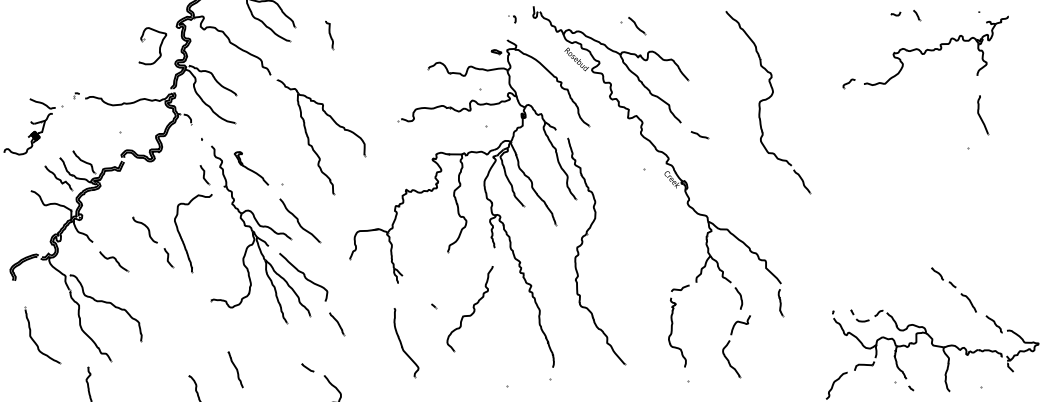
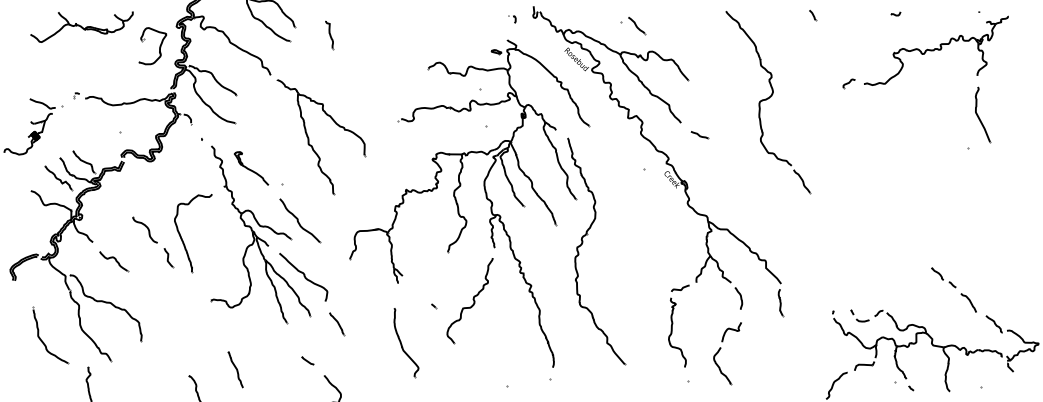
part position: (917, 15) -> (813, 15) (813, 15)
part: none -> present (81, 26)
part size: 13x41 px -> 17x58 px (983, 114)
part: present -> none (204, 175)
part position: (469, 309) -> (469, 301) (469, 301)
part position: (35, 341) -> (43, 341) (43, 341)
part position: (729, 343) -> (720, 350) (720, 350)
line position: (307, 367) -> (307, 360) (307, 360)
